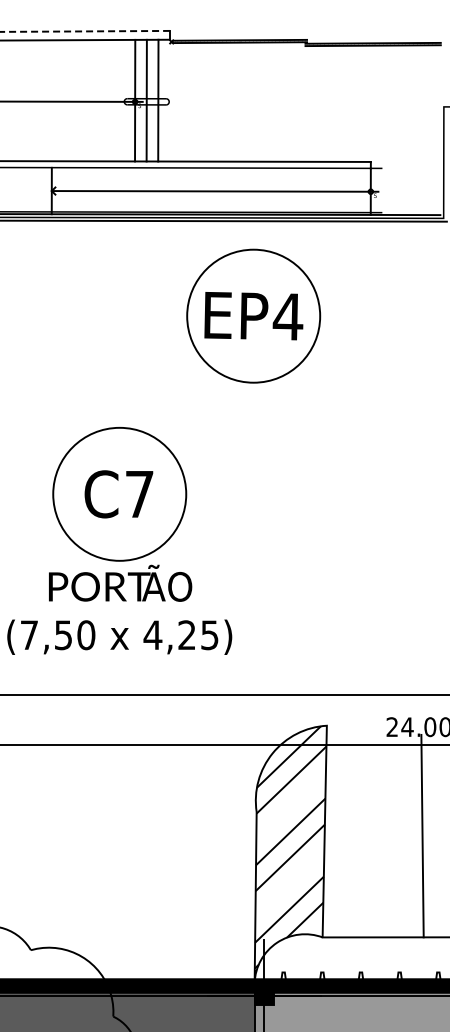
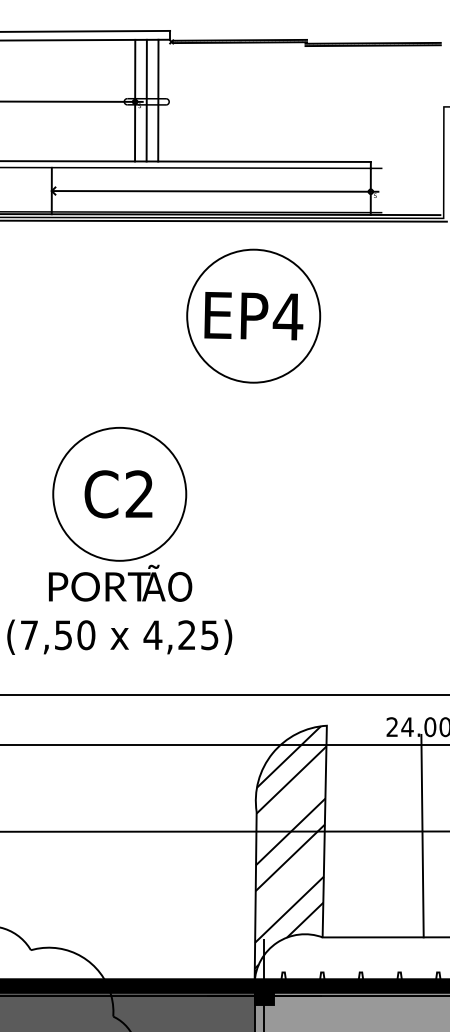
line: dashed -> solid (85, 31)
text: C7 -> C2 (139, 493)
line: none -> present (224, 831)
